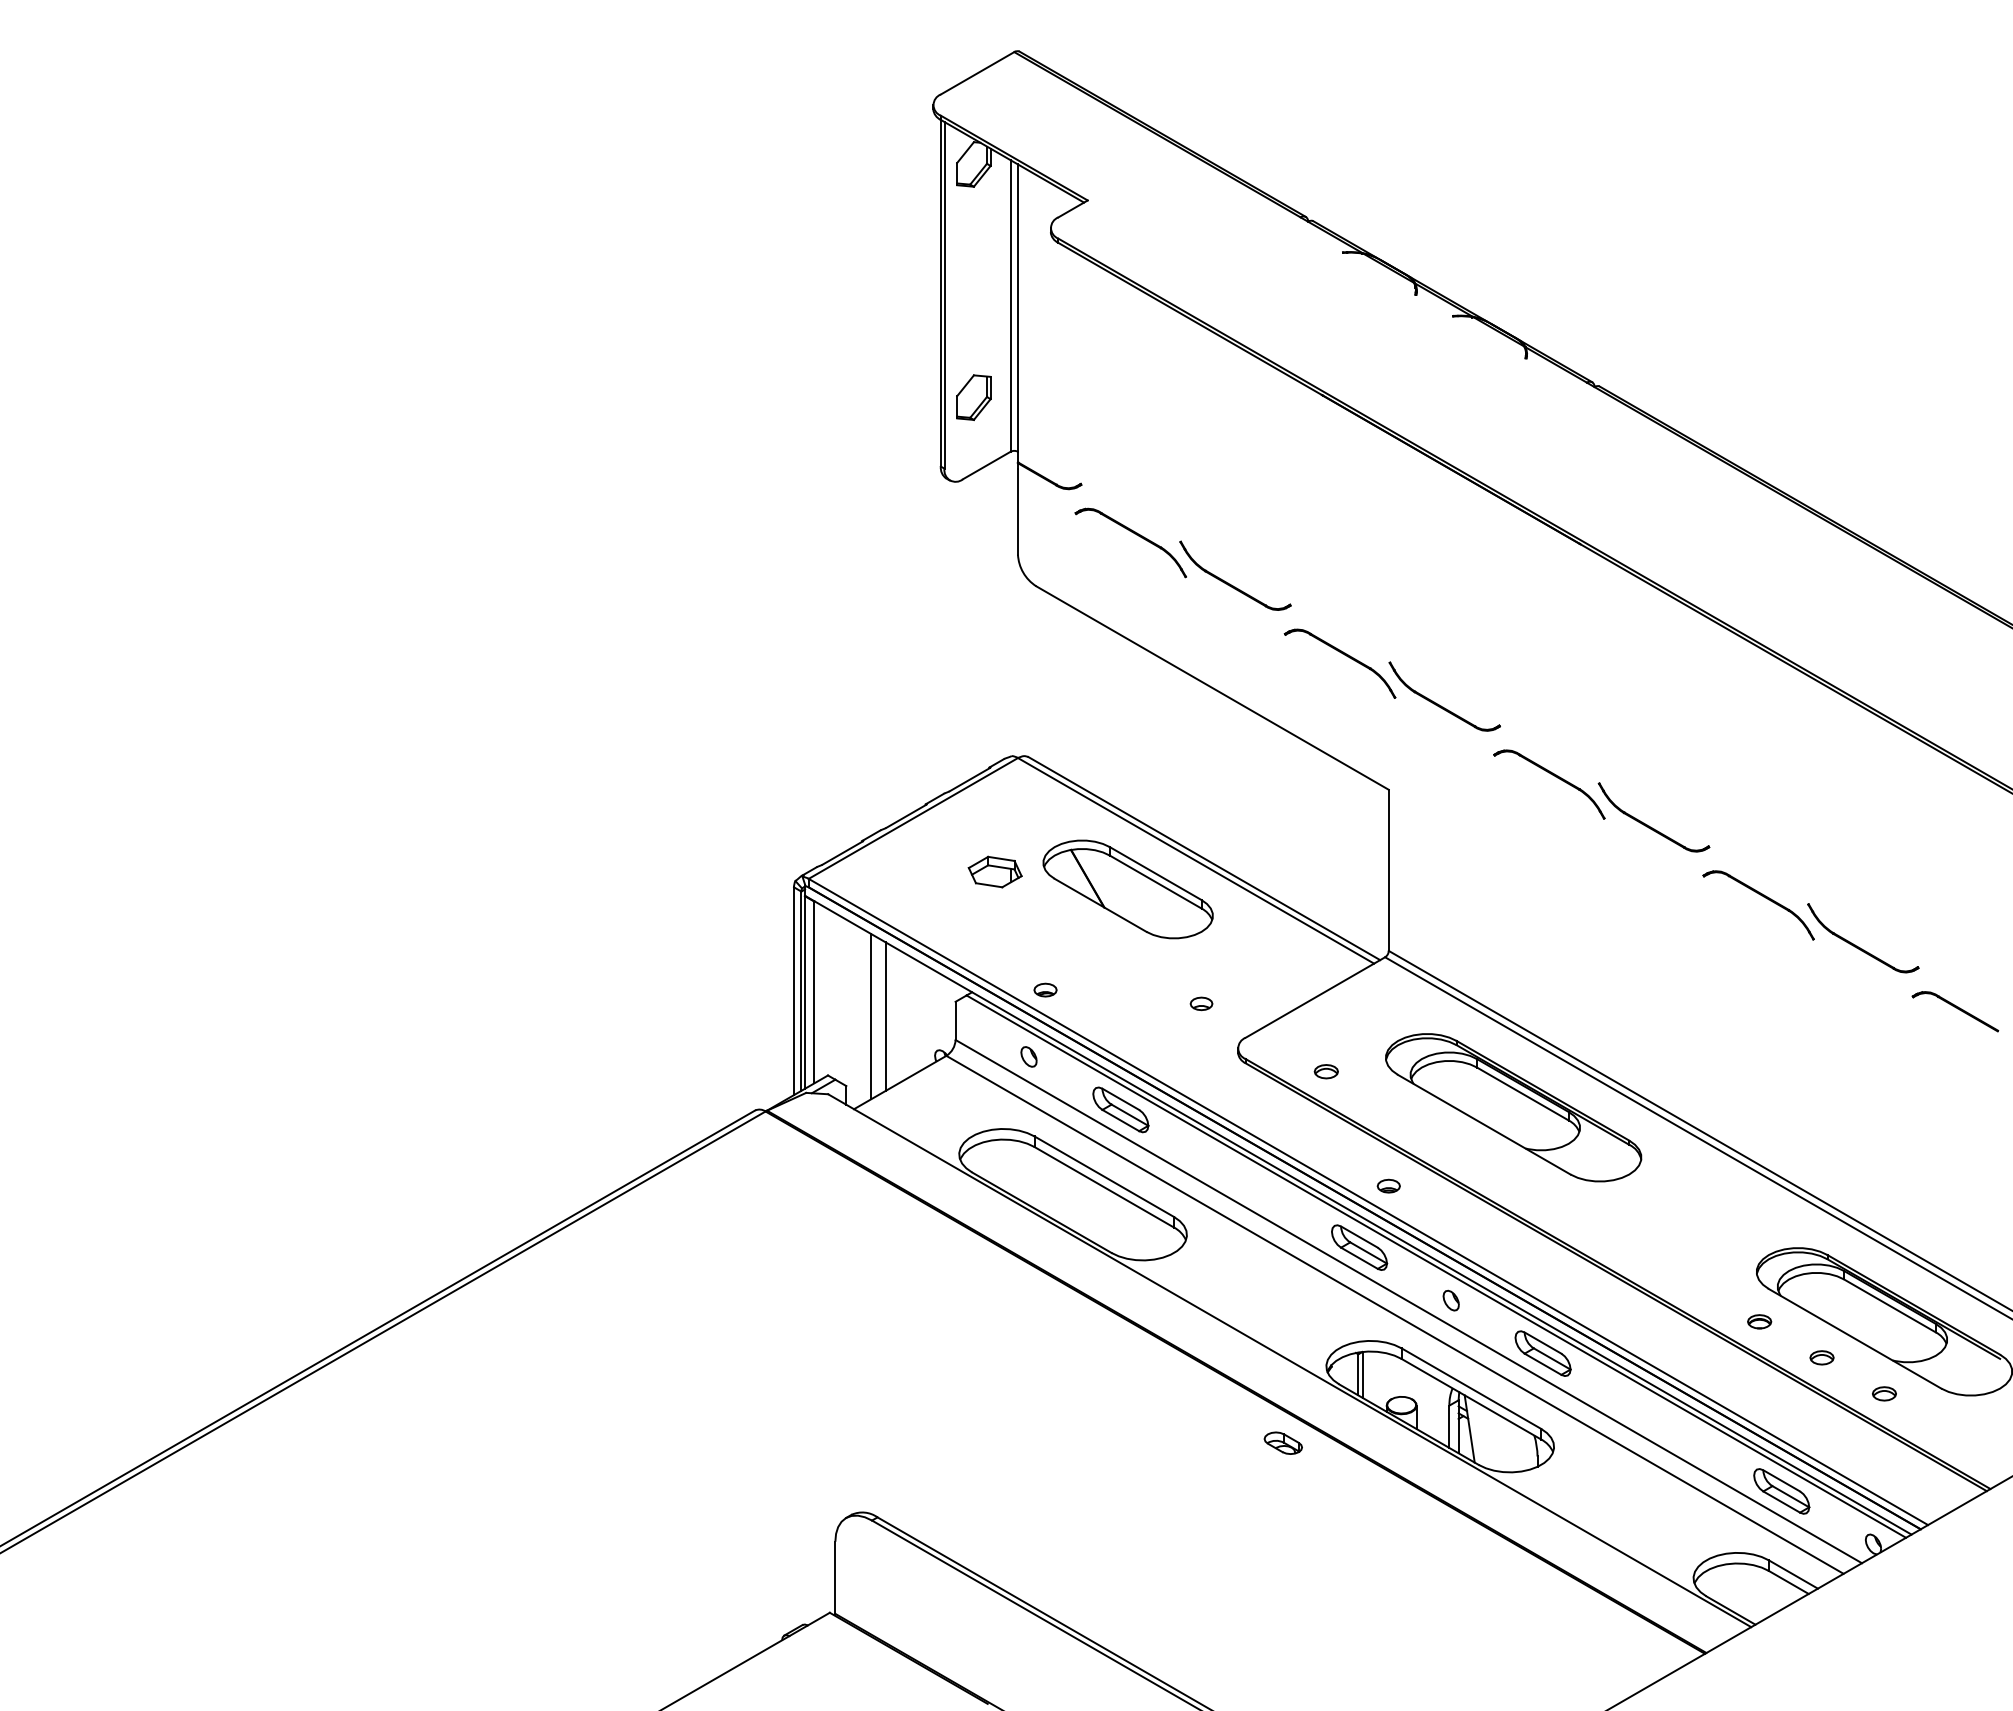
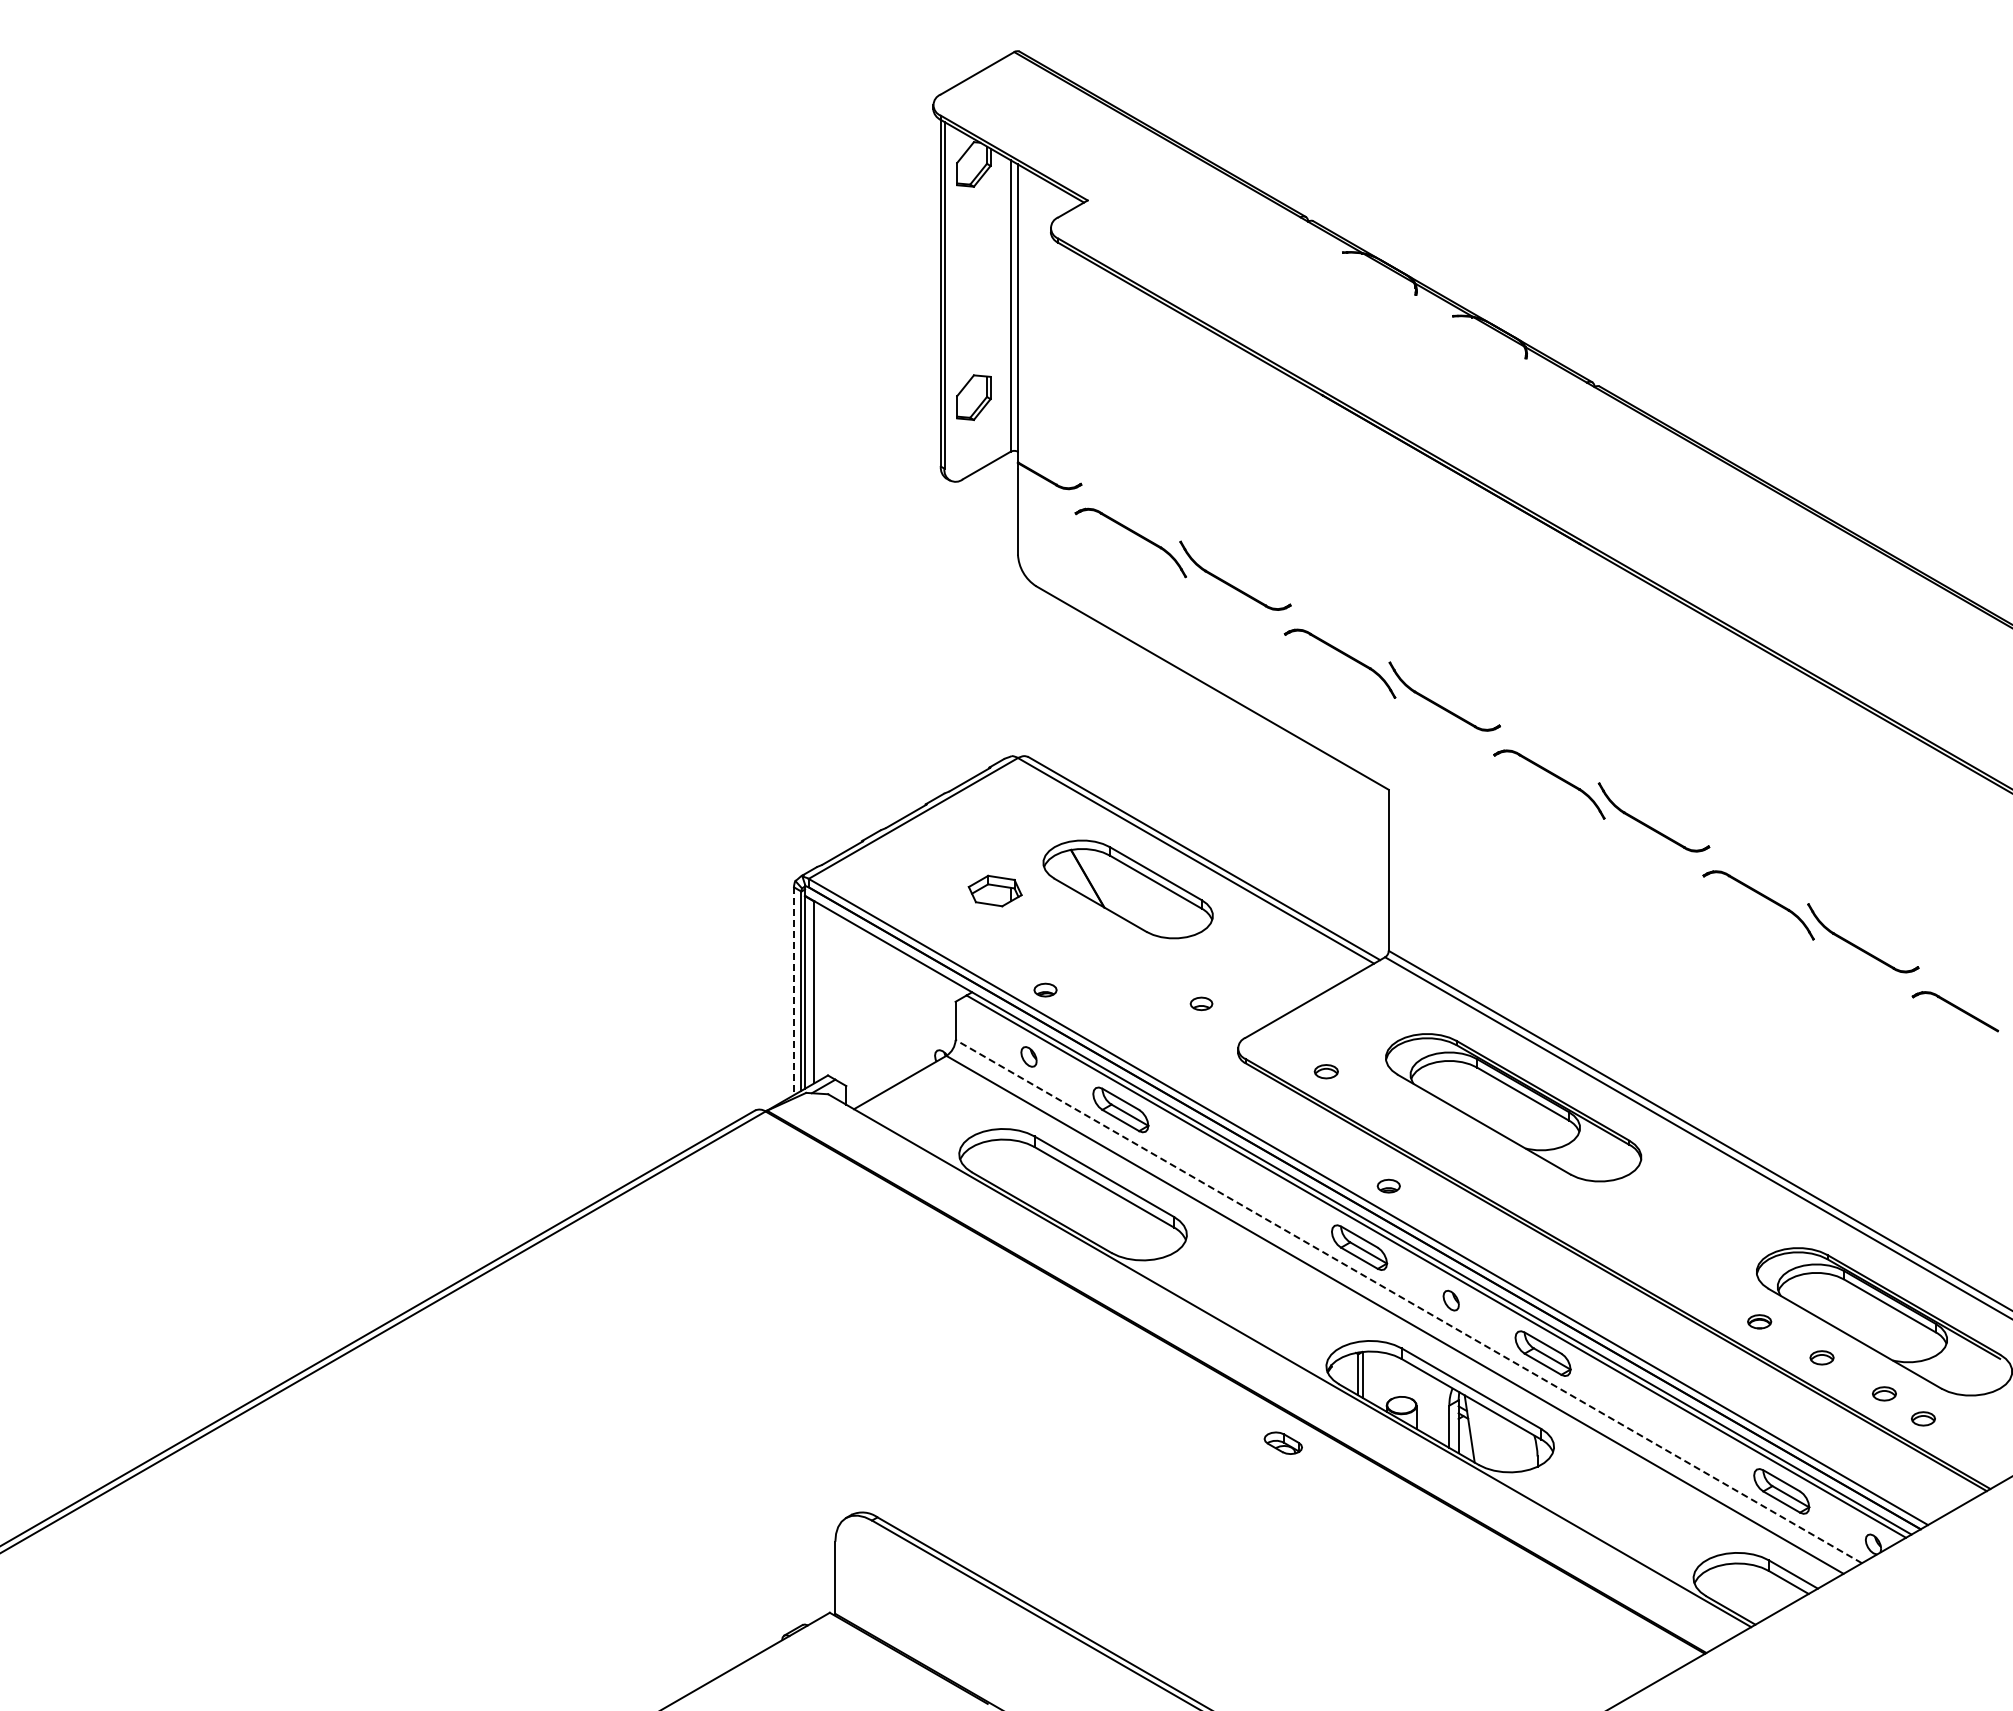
part position: (994, 871) -> (994, 890) (994, 890)
line: solid -> dashed (794, 991)
line: present -> none (871, 1016)
line: present -> none (885, 1016)
line: solid -> dashed (1408, 1301)
part: none -> present (1923, 1418)
